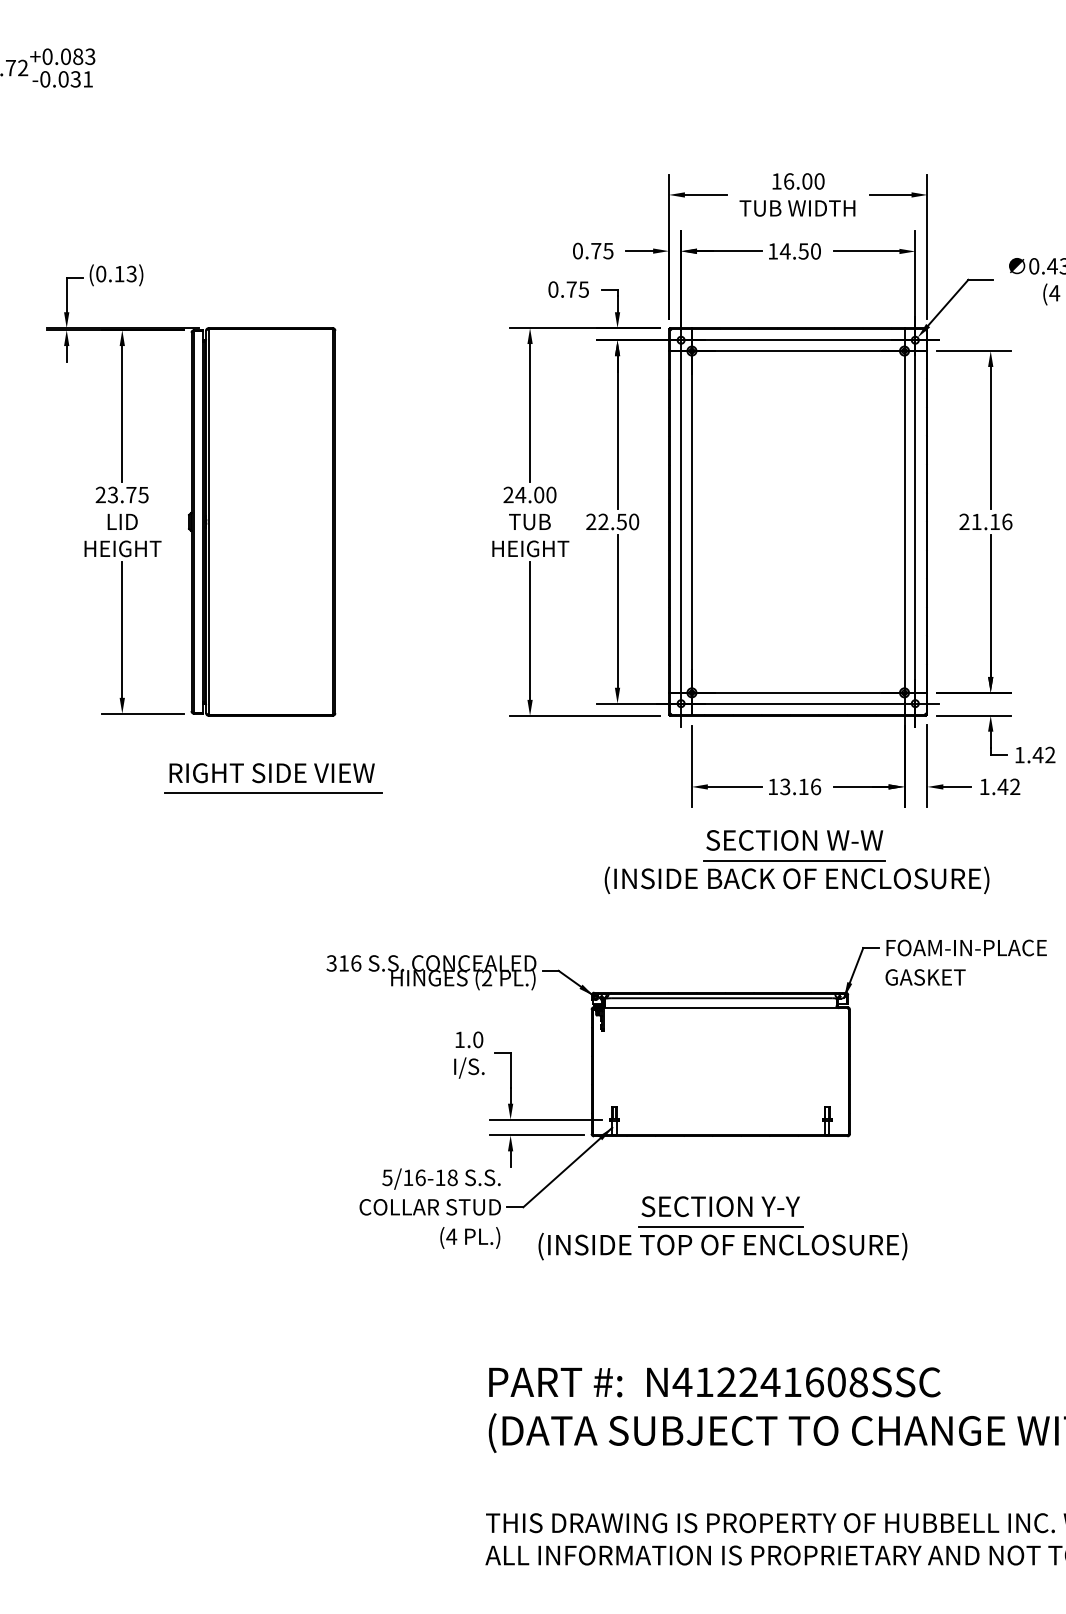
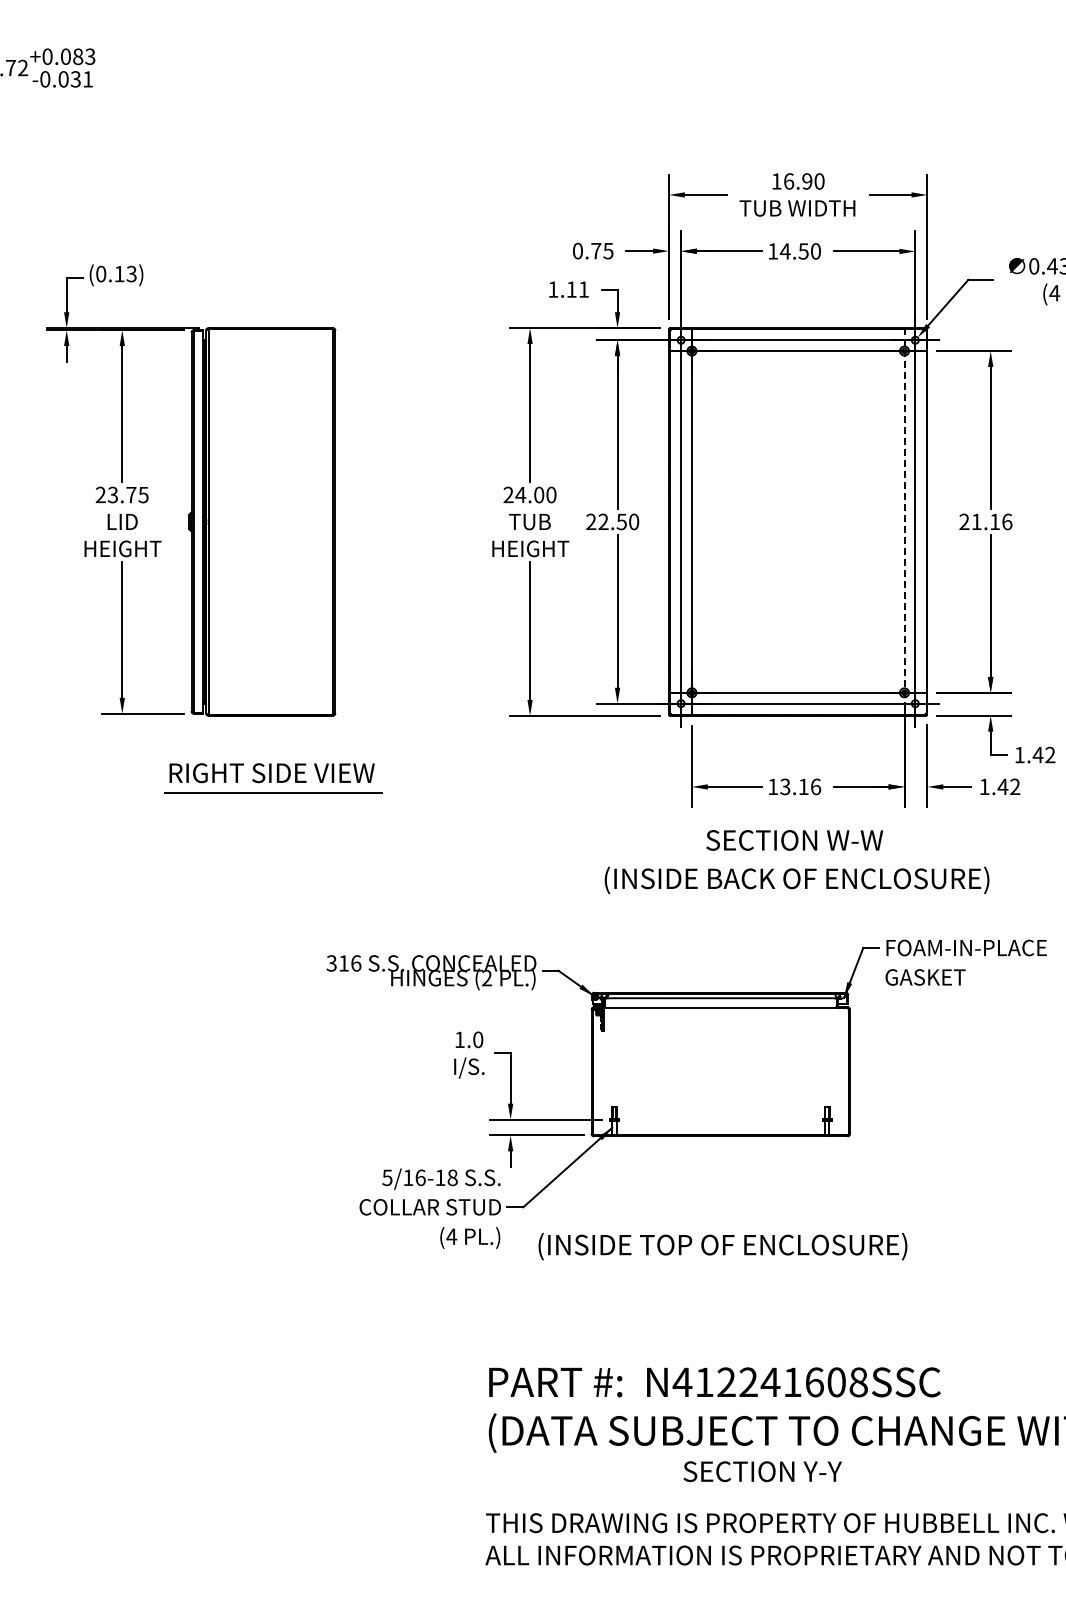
text: 16.00 -> 16.90 (807, 181)
text: 0.75 -> 1.11 (568, 289)
line: solid -> dashed (904, 522)
line: present -> none (794, 860)
text position: (720, 1206) -> (762, 1471) (762, 1471)
line: present -> none (720, 1227)
